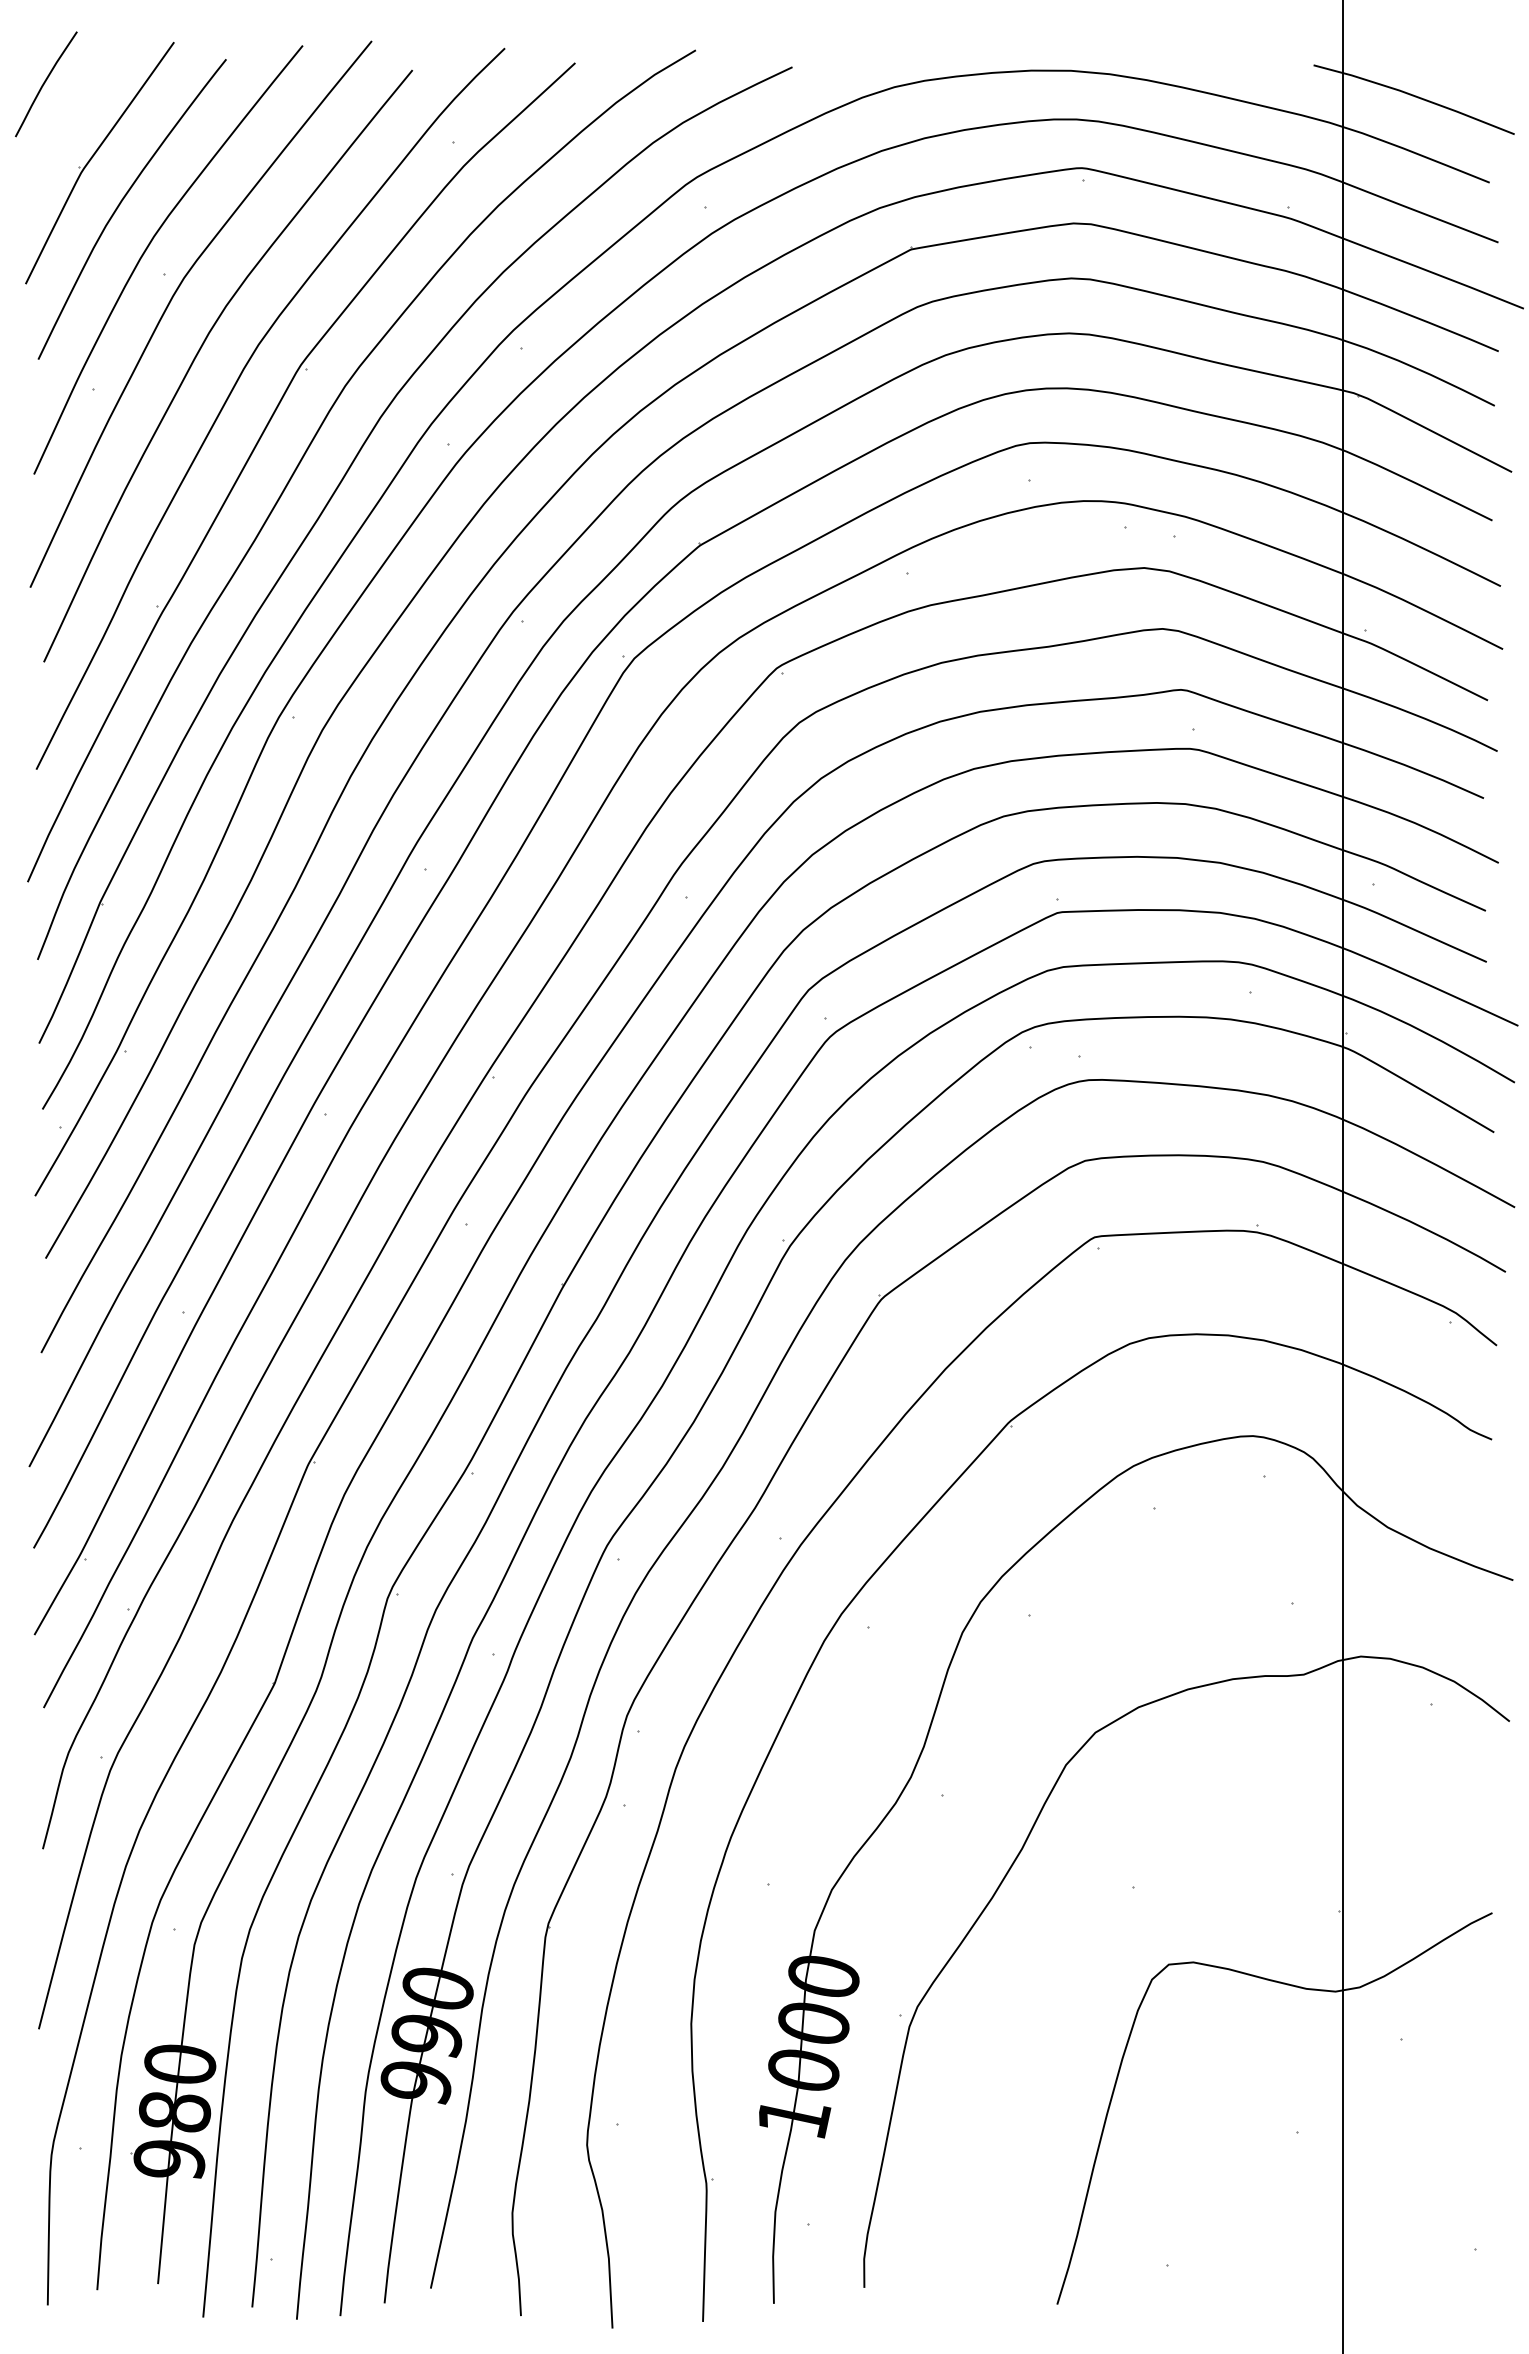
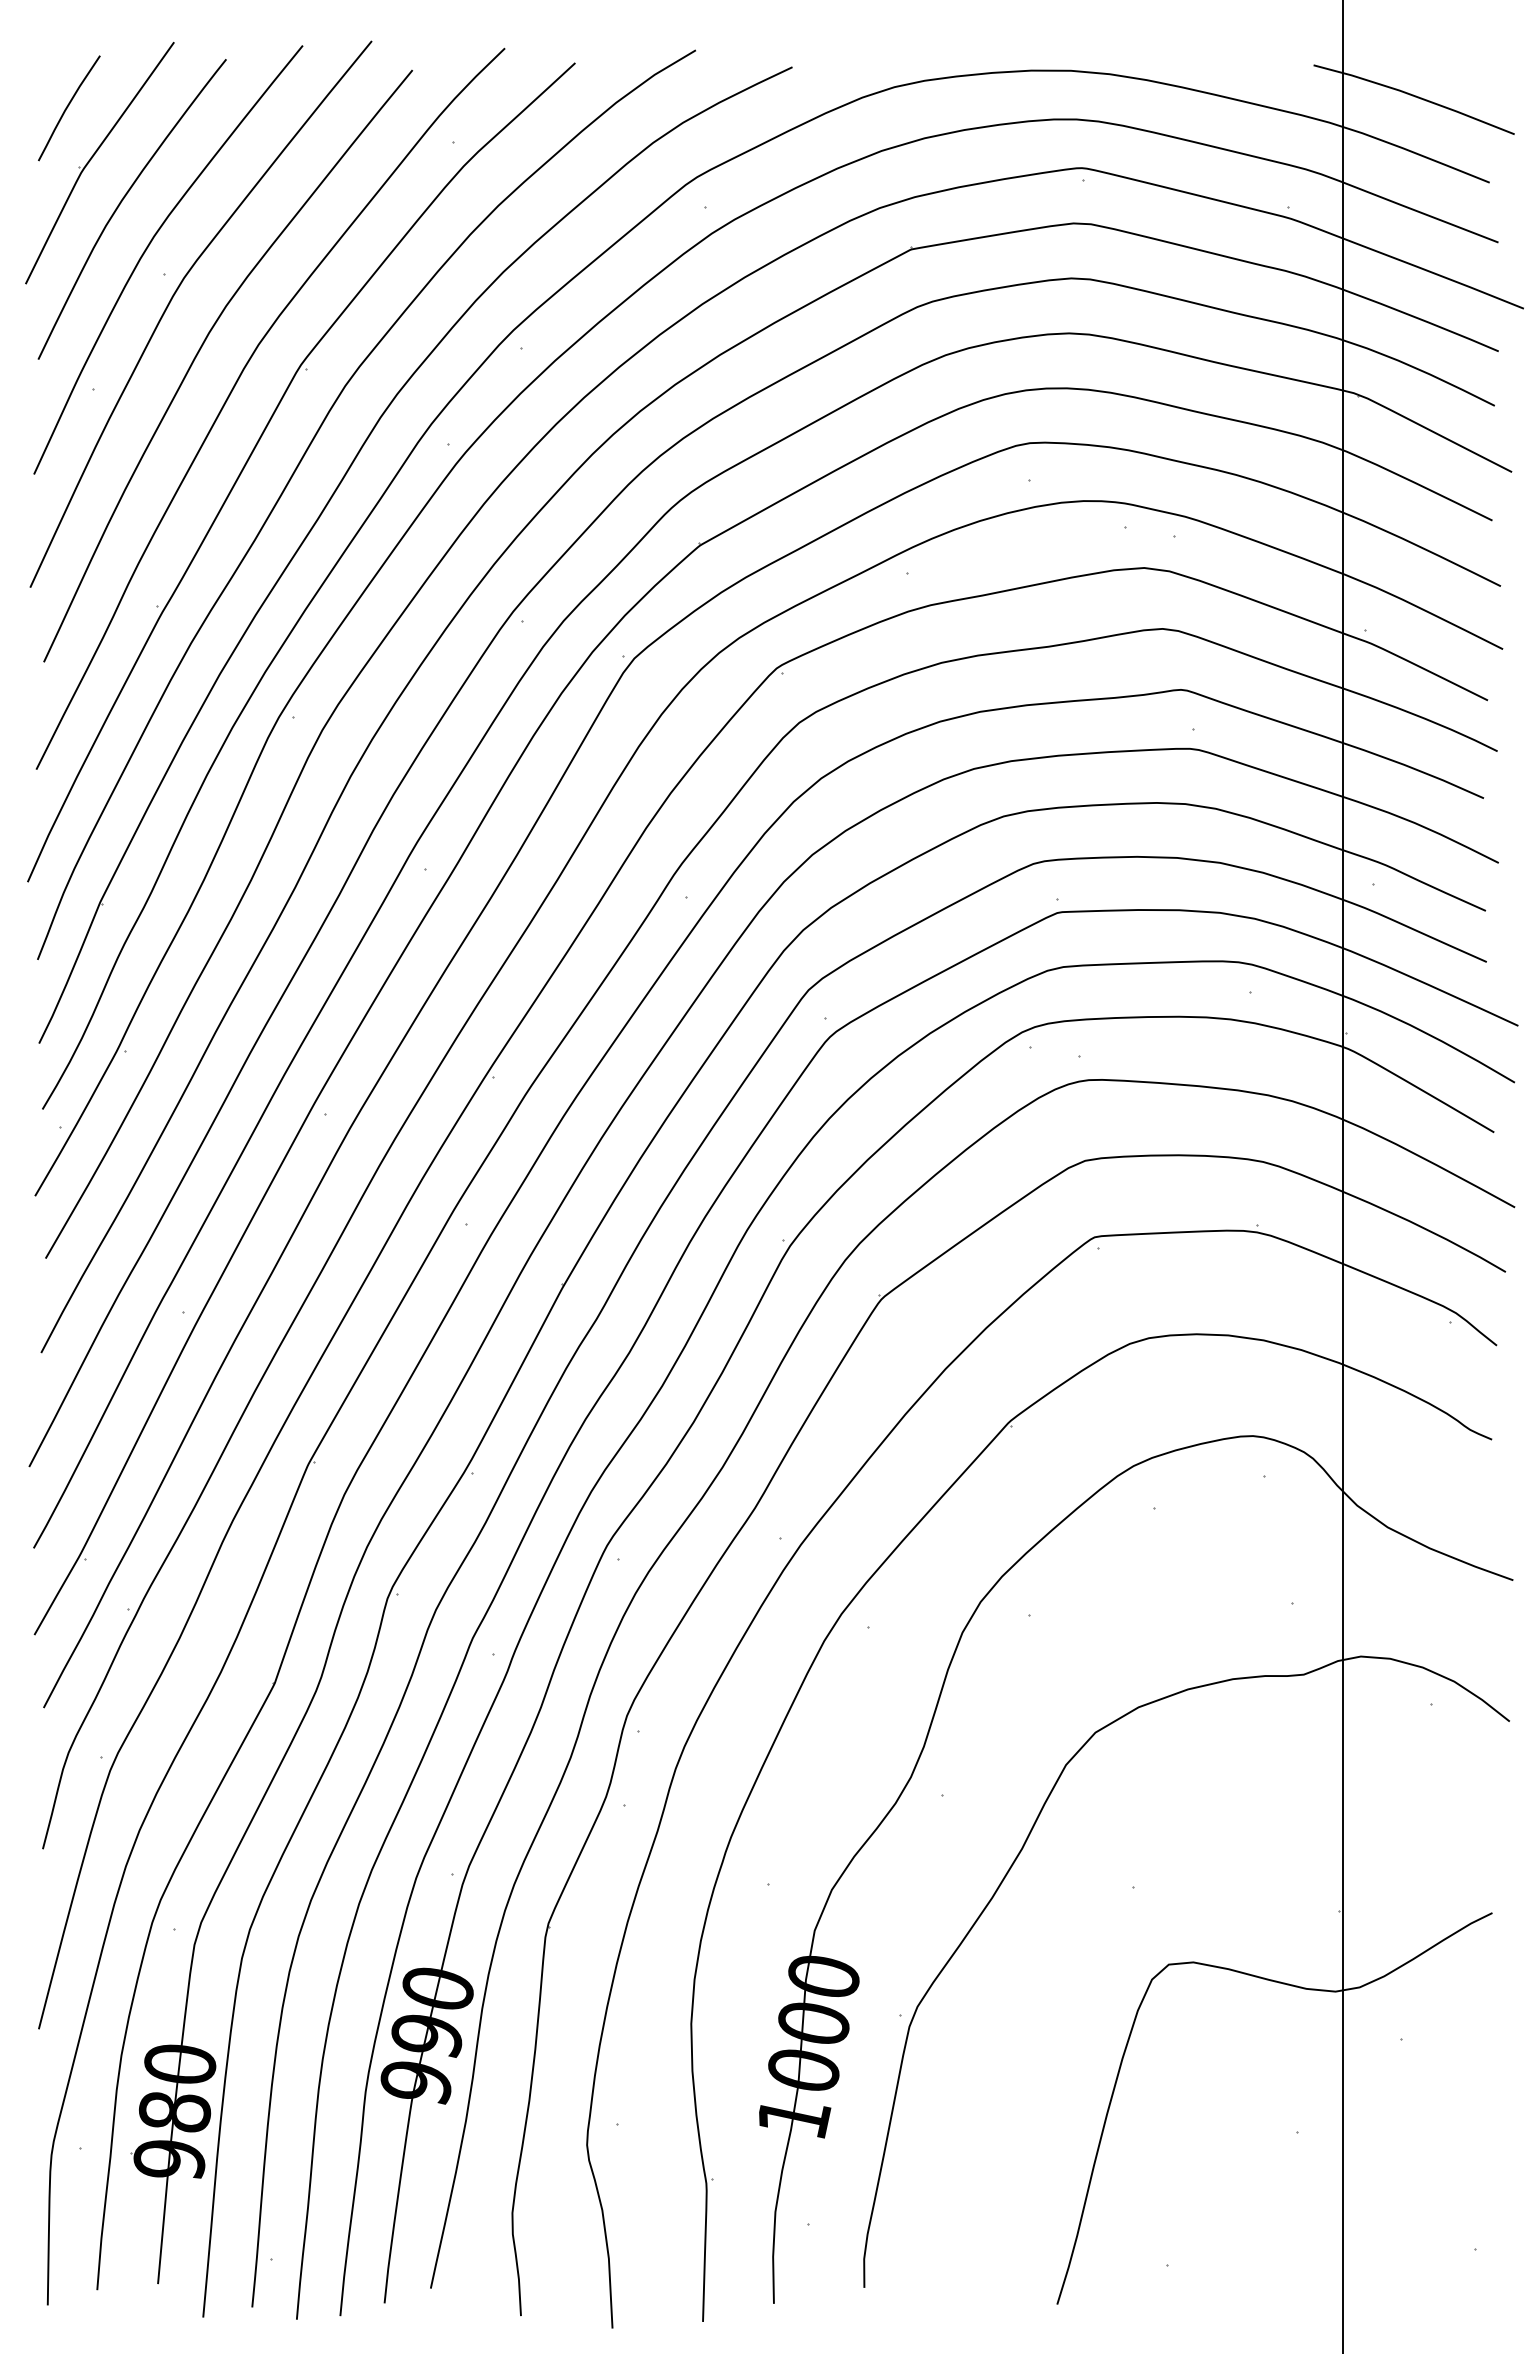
curve position: (45, 83) -> (68, 107) (68, 107)
